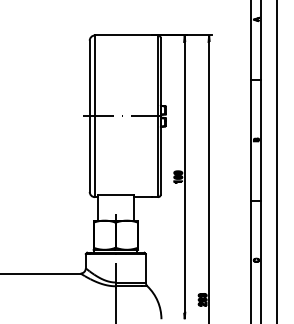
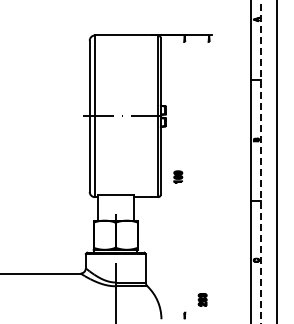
line: solid -> dashed (261, 161)
line: present -> none (184, 176)
line: present -> none (209, 180)
